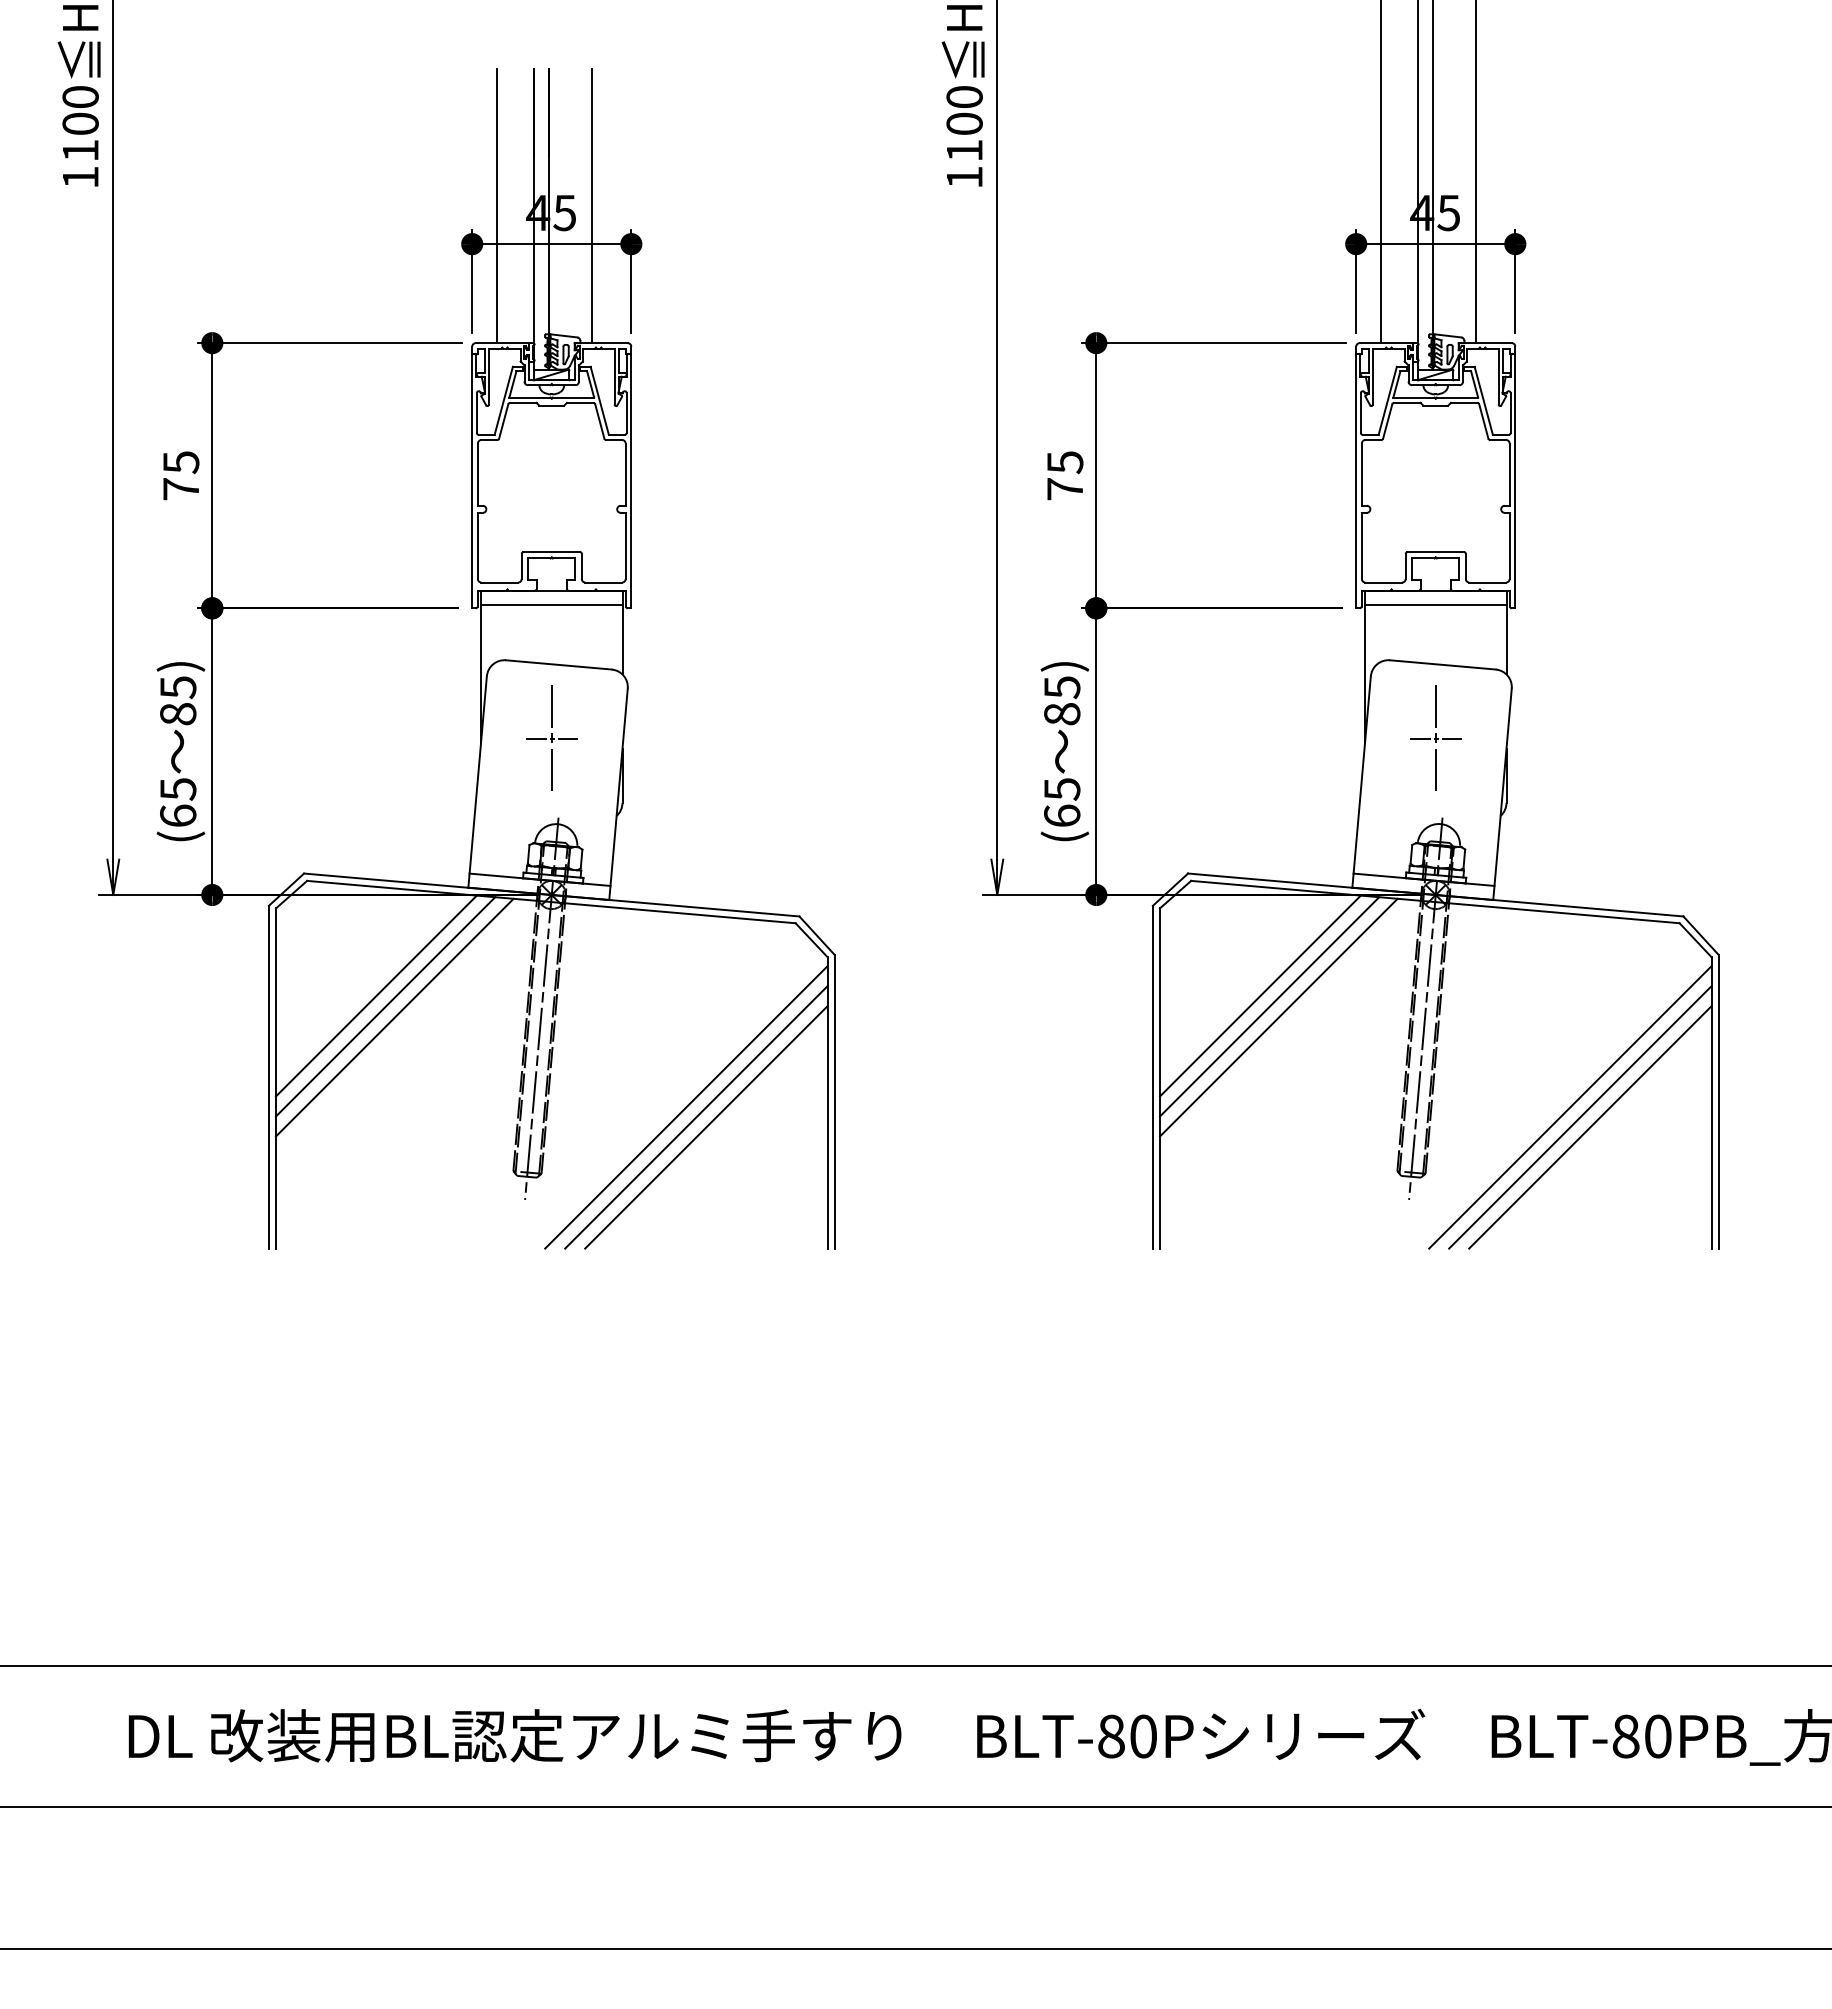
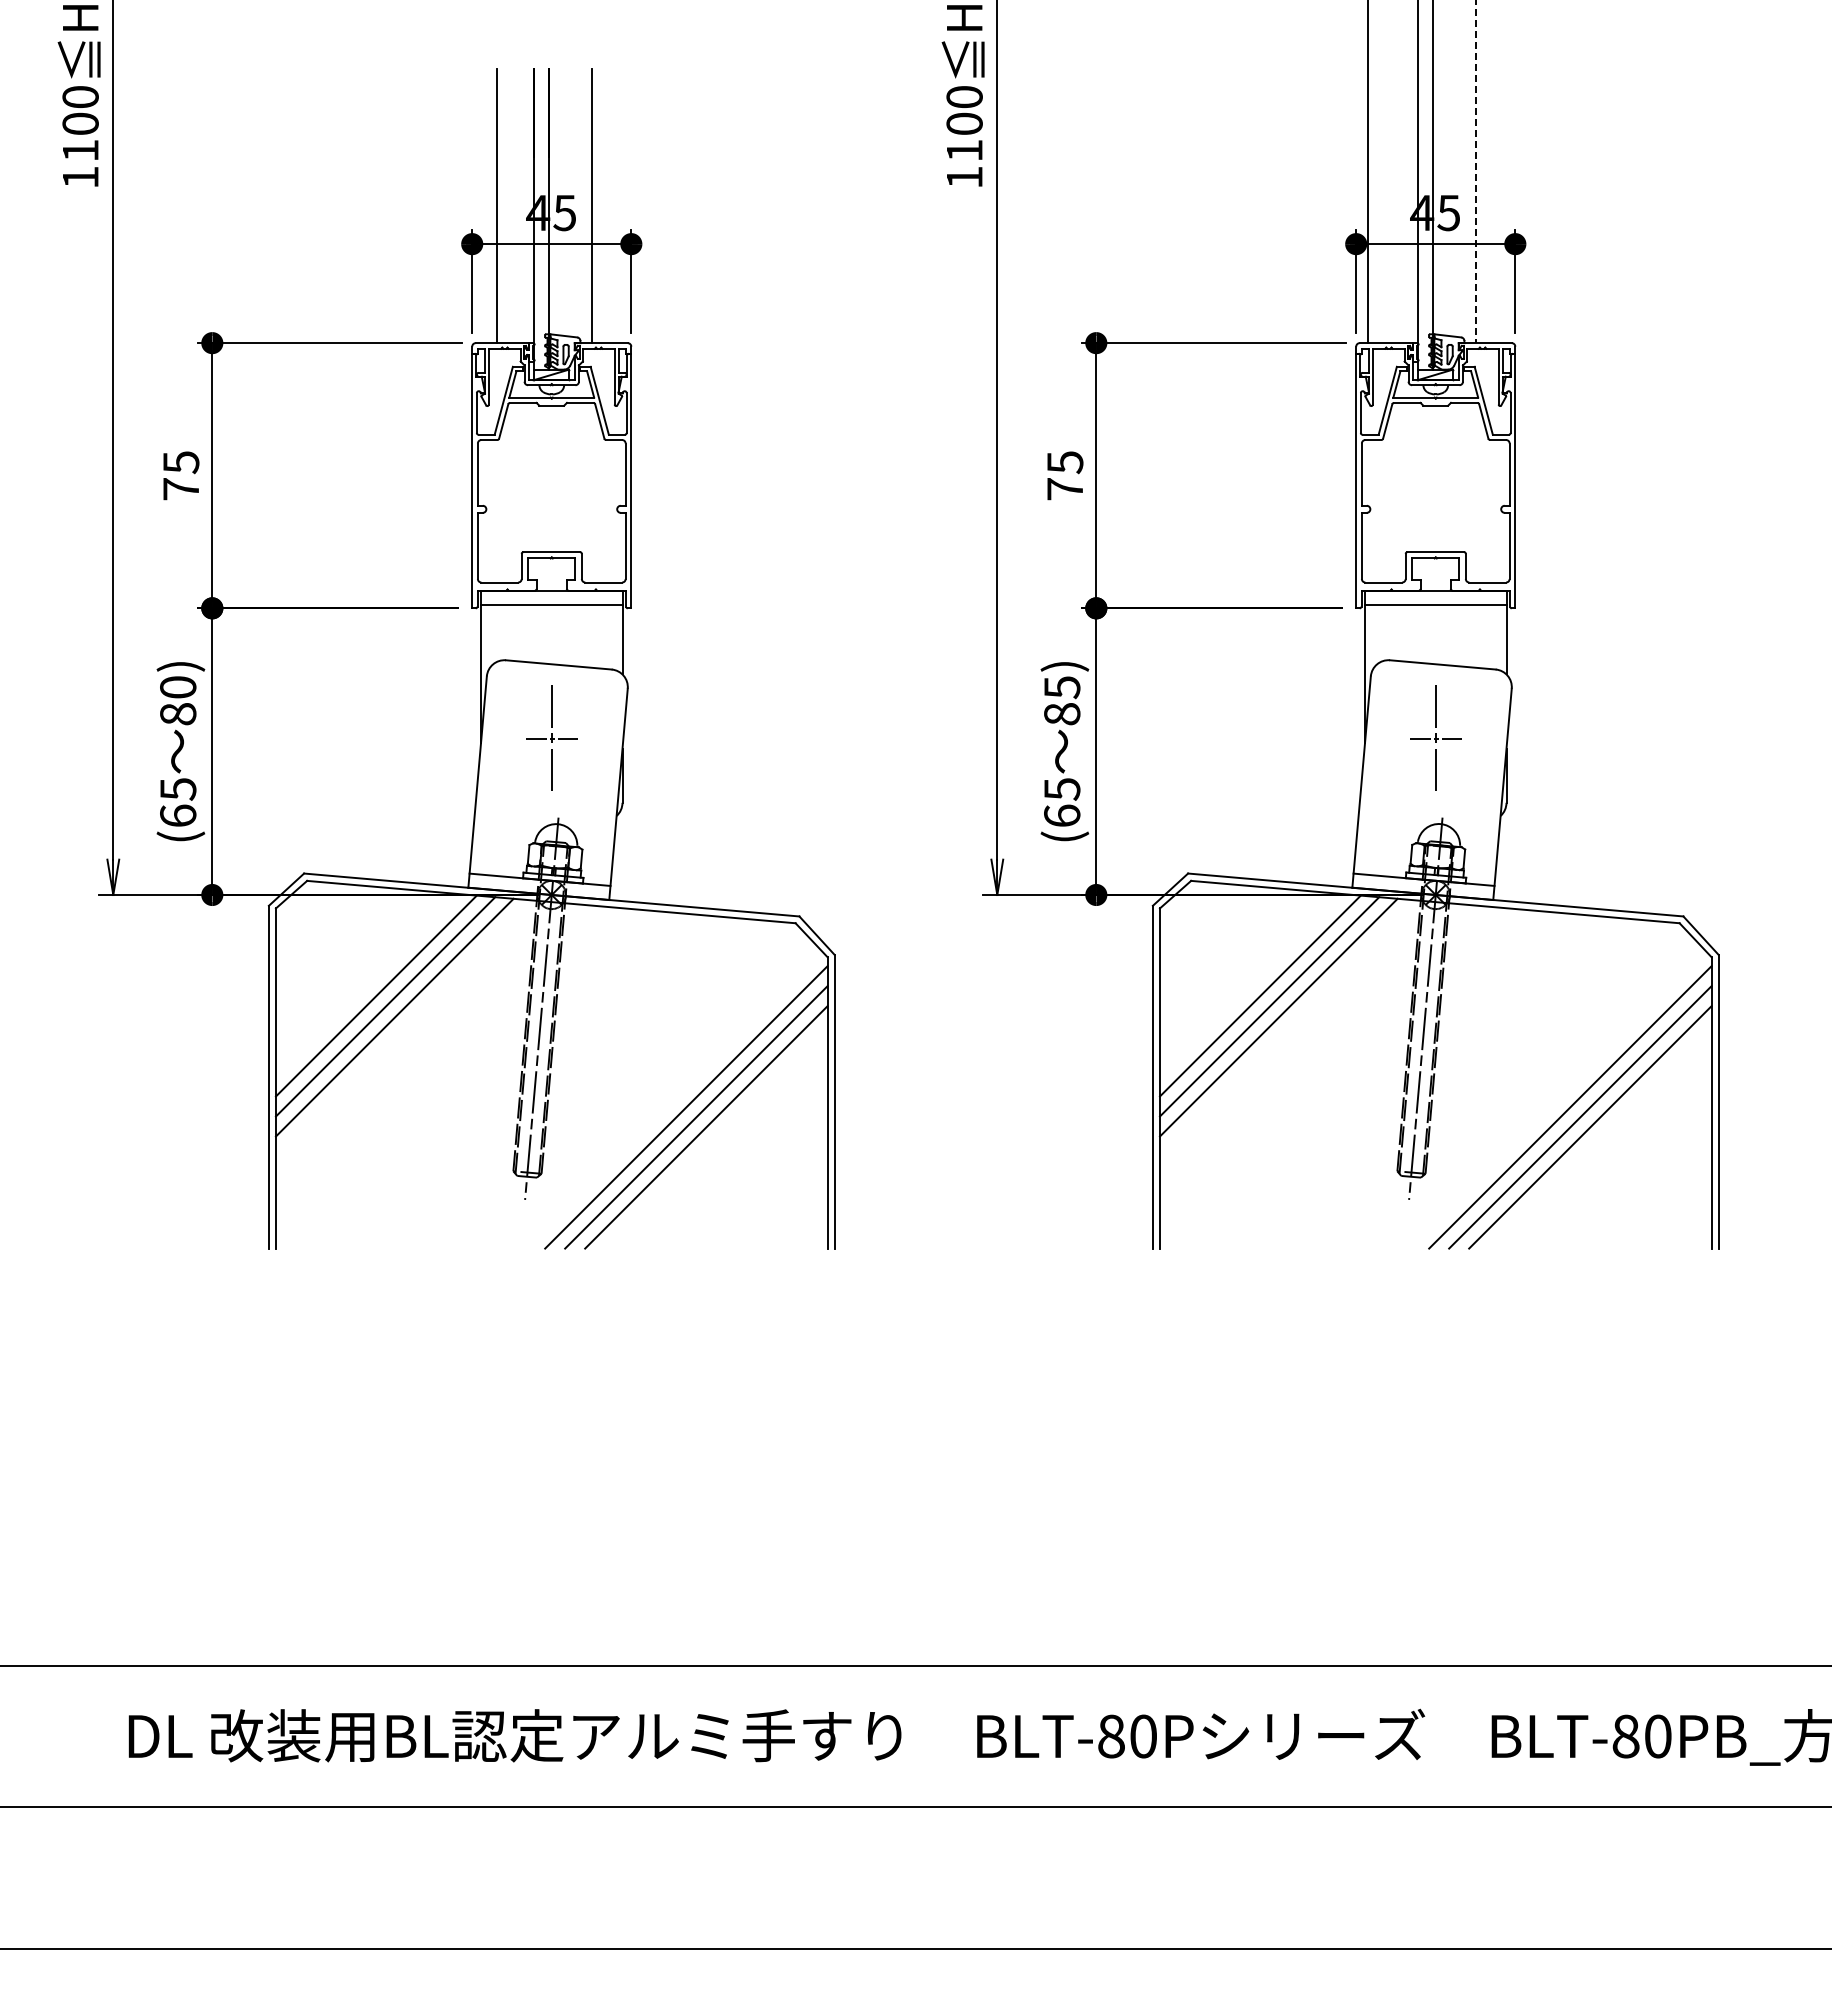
line position: (1380, 172) -> (1367, 172) (1367, 172)
line: solid -> dashed (1476, 172)
text: 85) -> 80) (178, 687)
